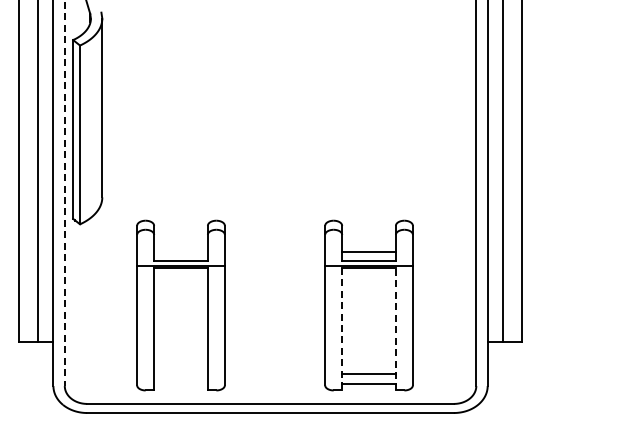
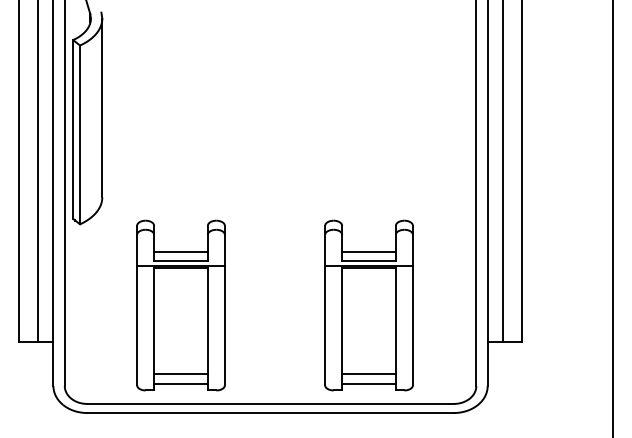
line: dashed -> solid (64, 193)
line: none -> present (613, 218)
line: none -> present (180, 251)
line: dashed -> solid (395, 328)
line: dashed -> solid (342, 329)
line: none -> present (180, 374)
line: none -> present (180, 383)
